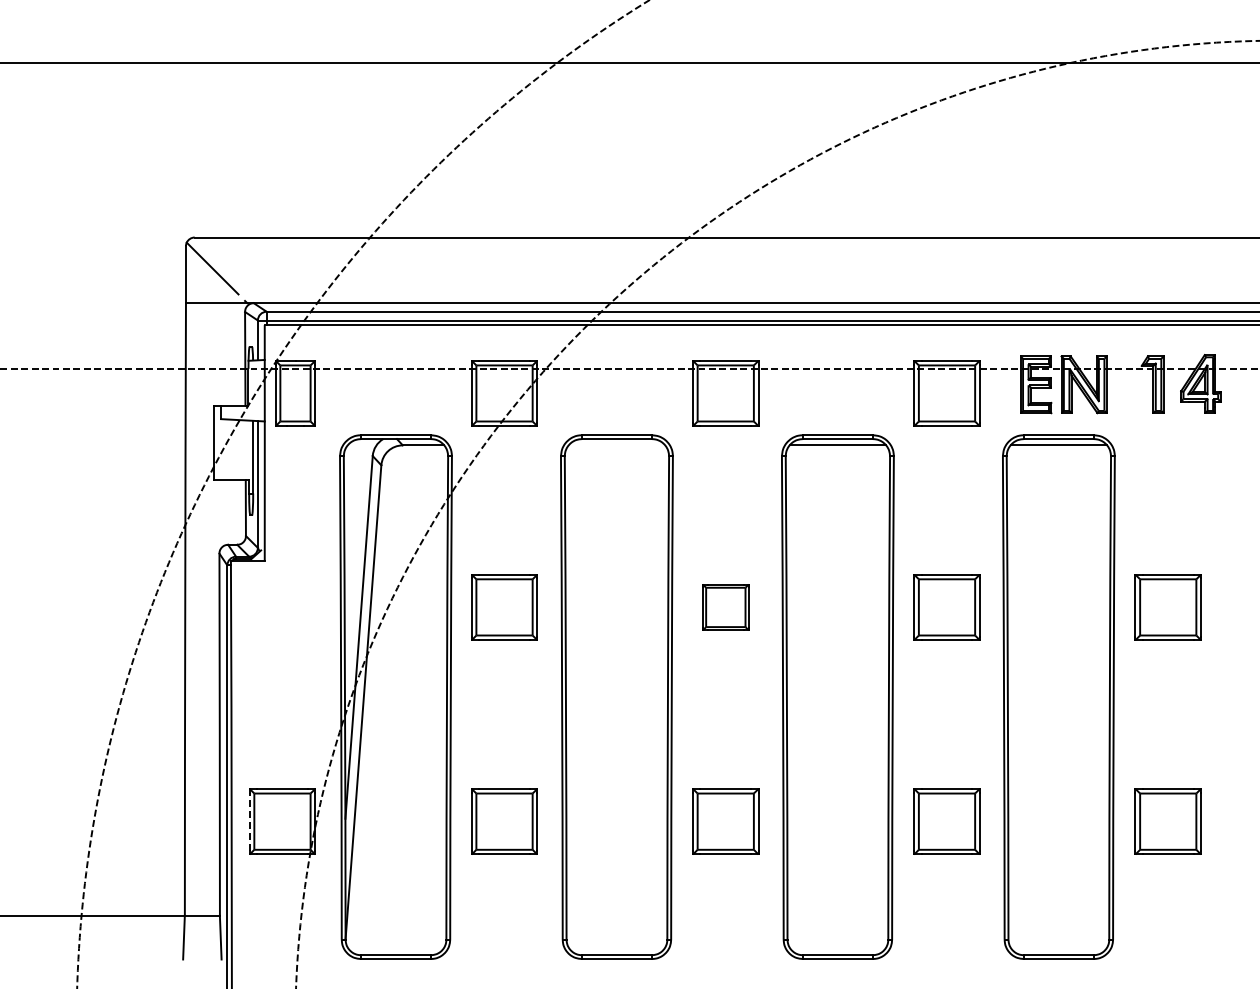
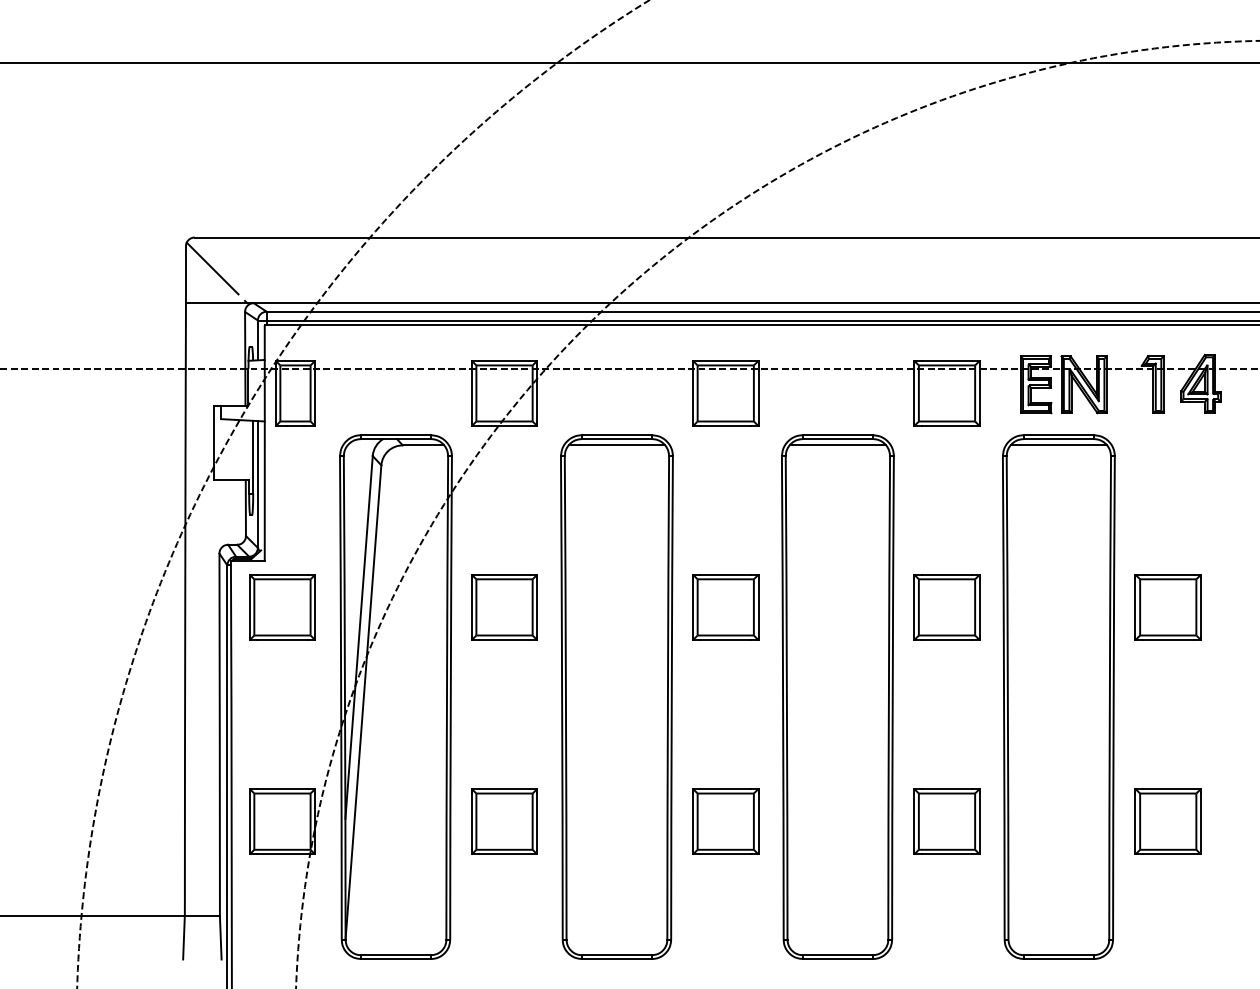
line: none -> present (616, 445)
part: none -> present (282, 607)
part size: 48x47 px -> 68x67 px (725, 607)
line: dashed -> solid (249, 821)
